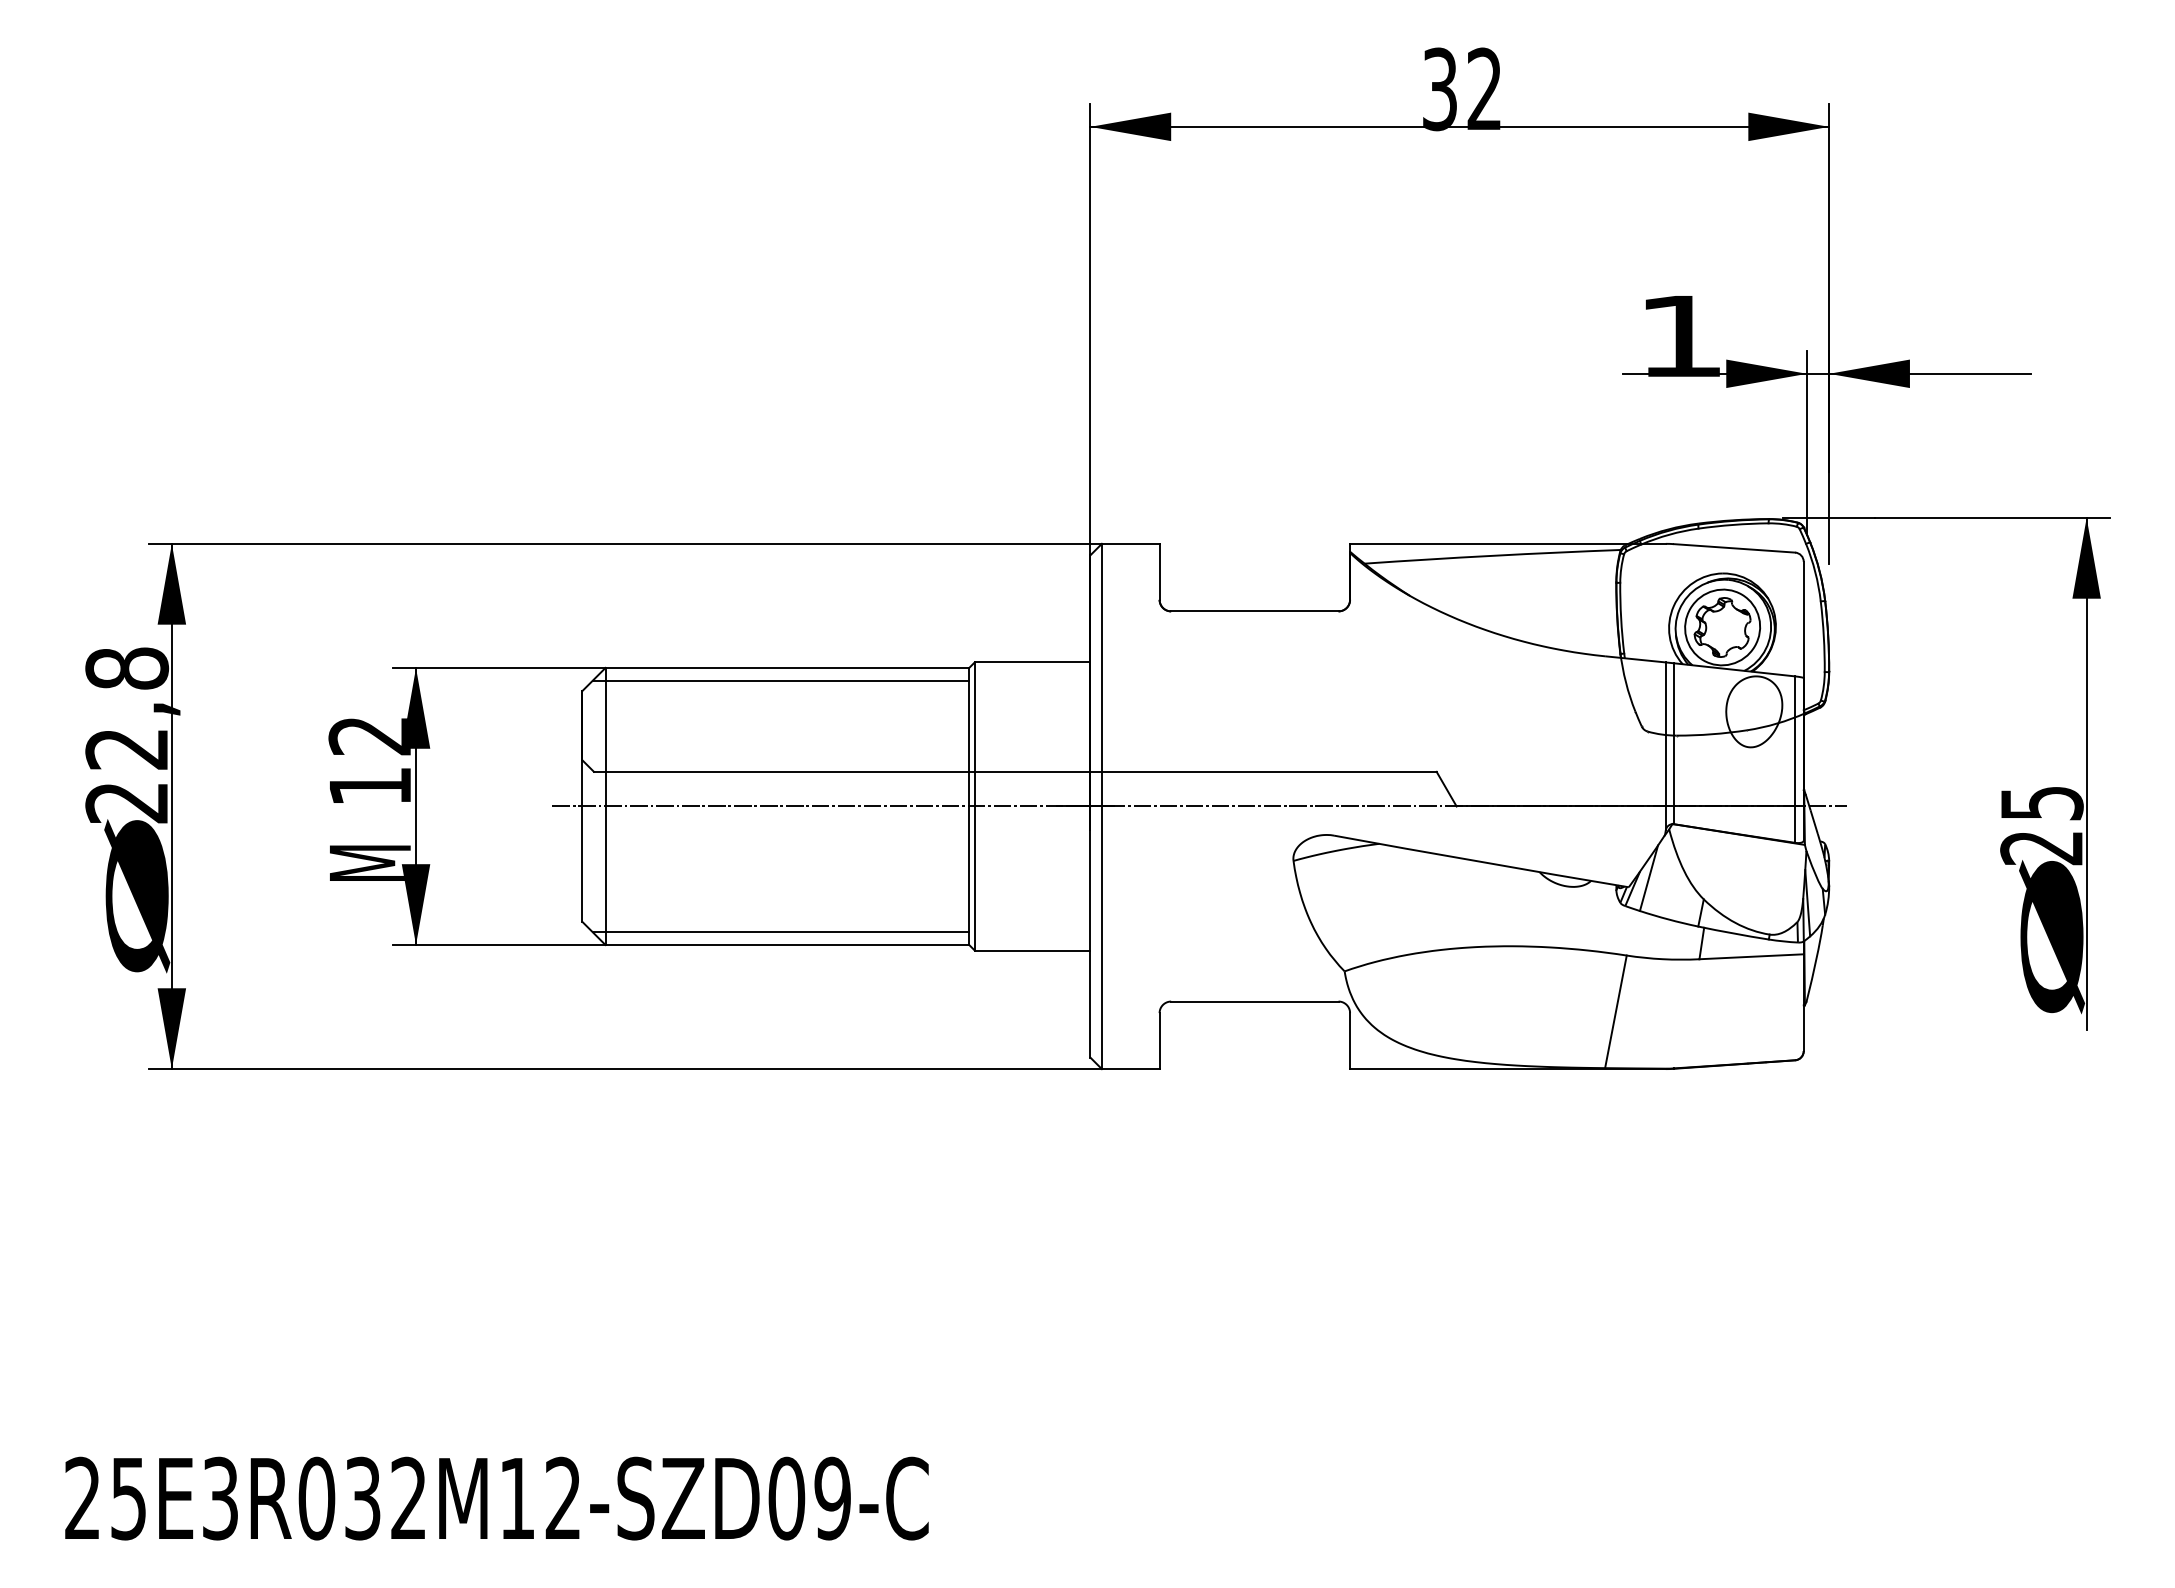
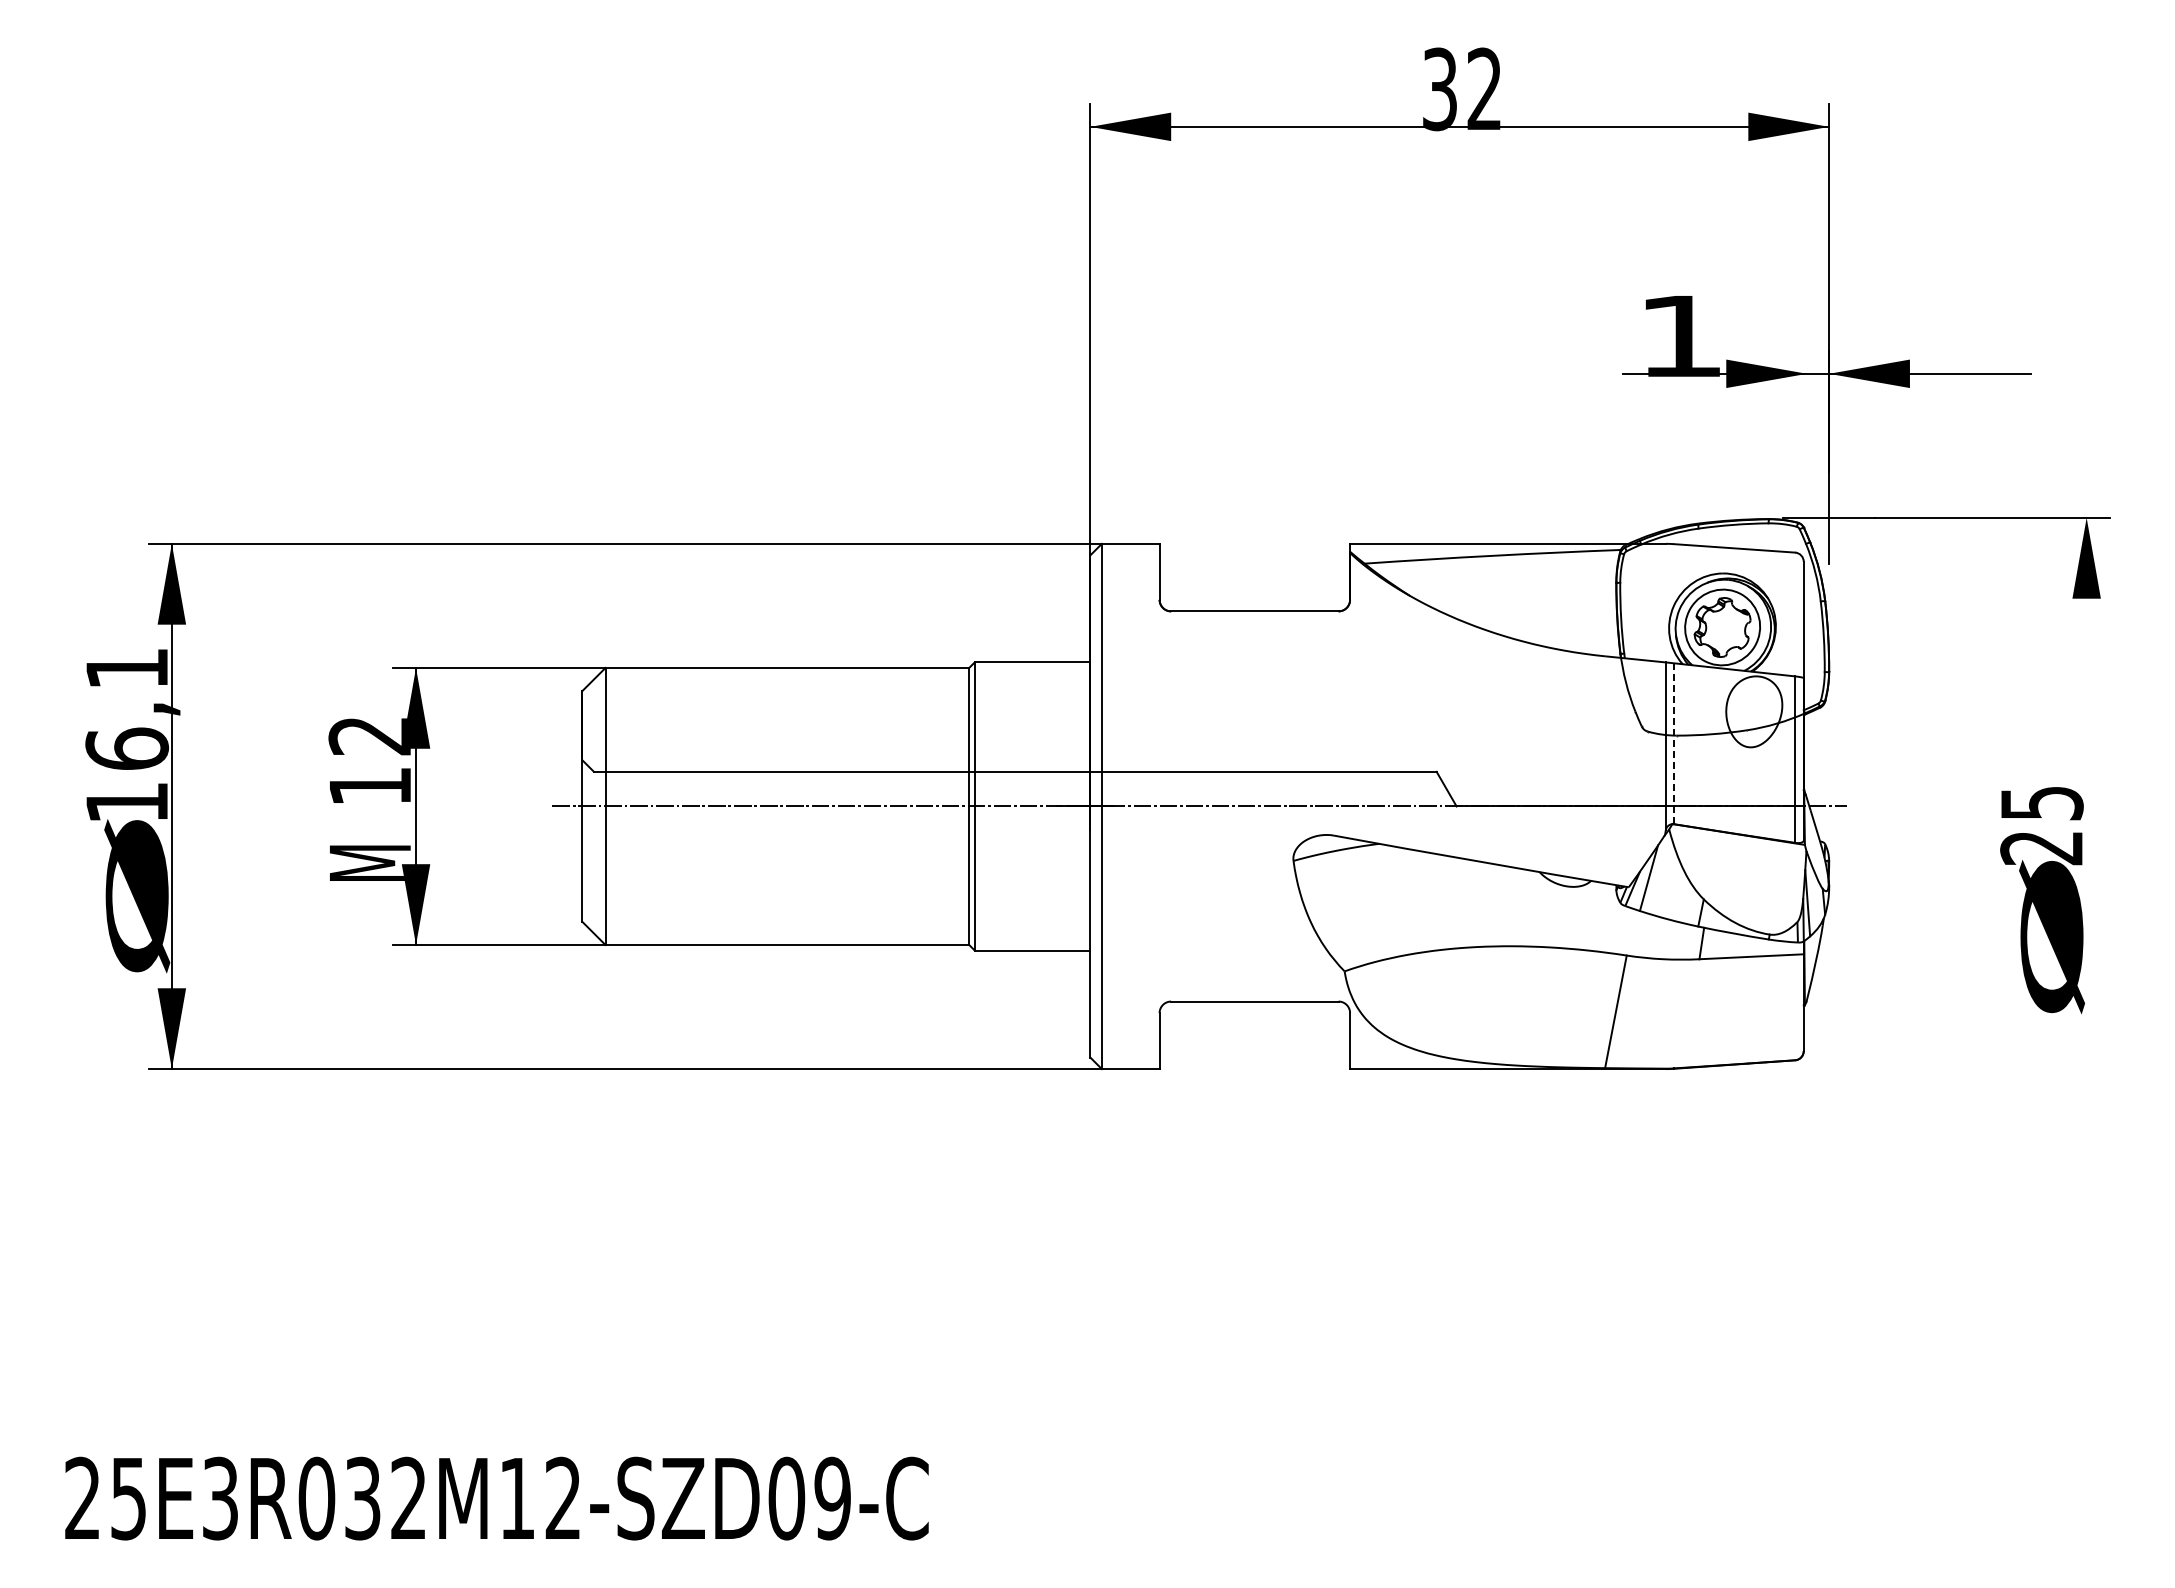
line: present -> none (1807, 442)
line: present -> none (780, 680)
text: 22,8 -> 16,1 (127, 735)
line: solid -> dashed (1673, 744)
line: present -> none (2086, 773)
line: present -> none (780, 932)
